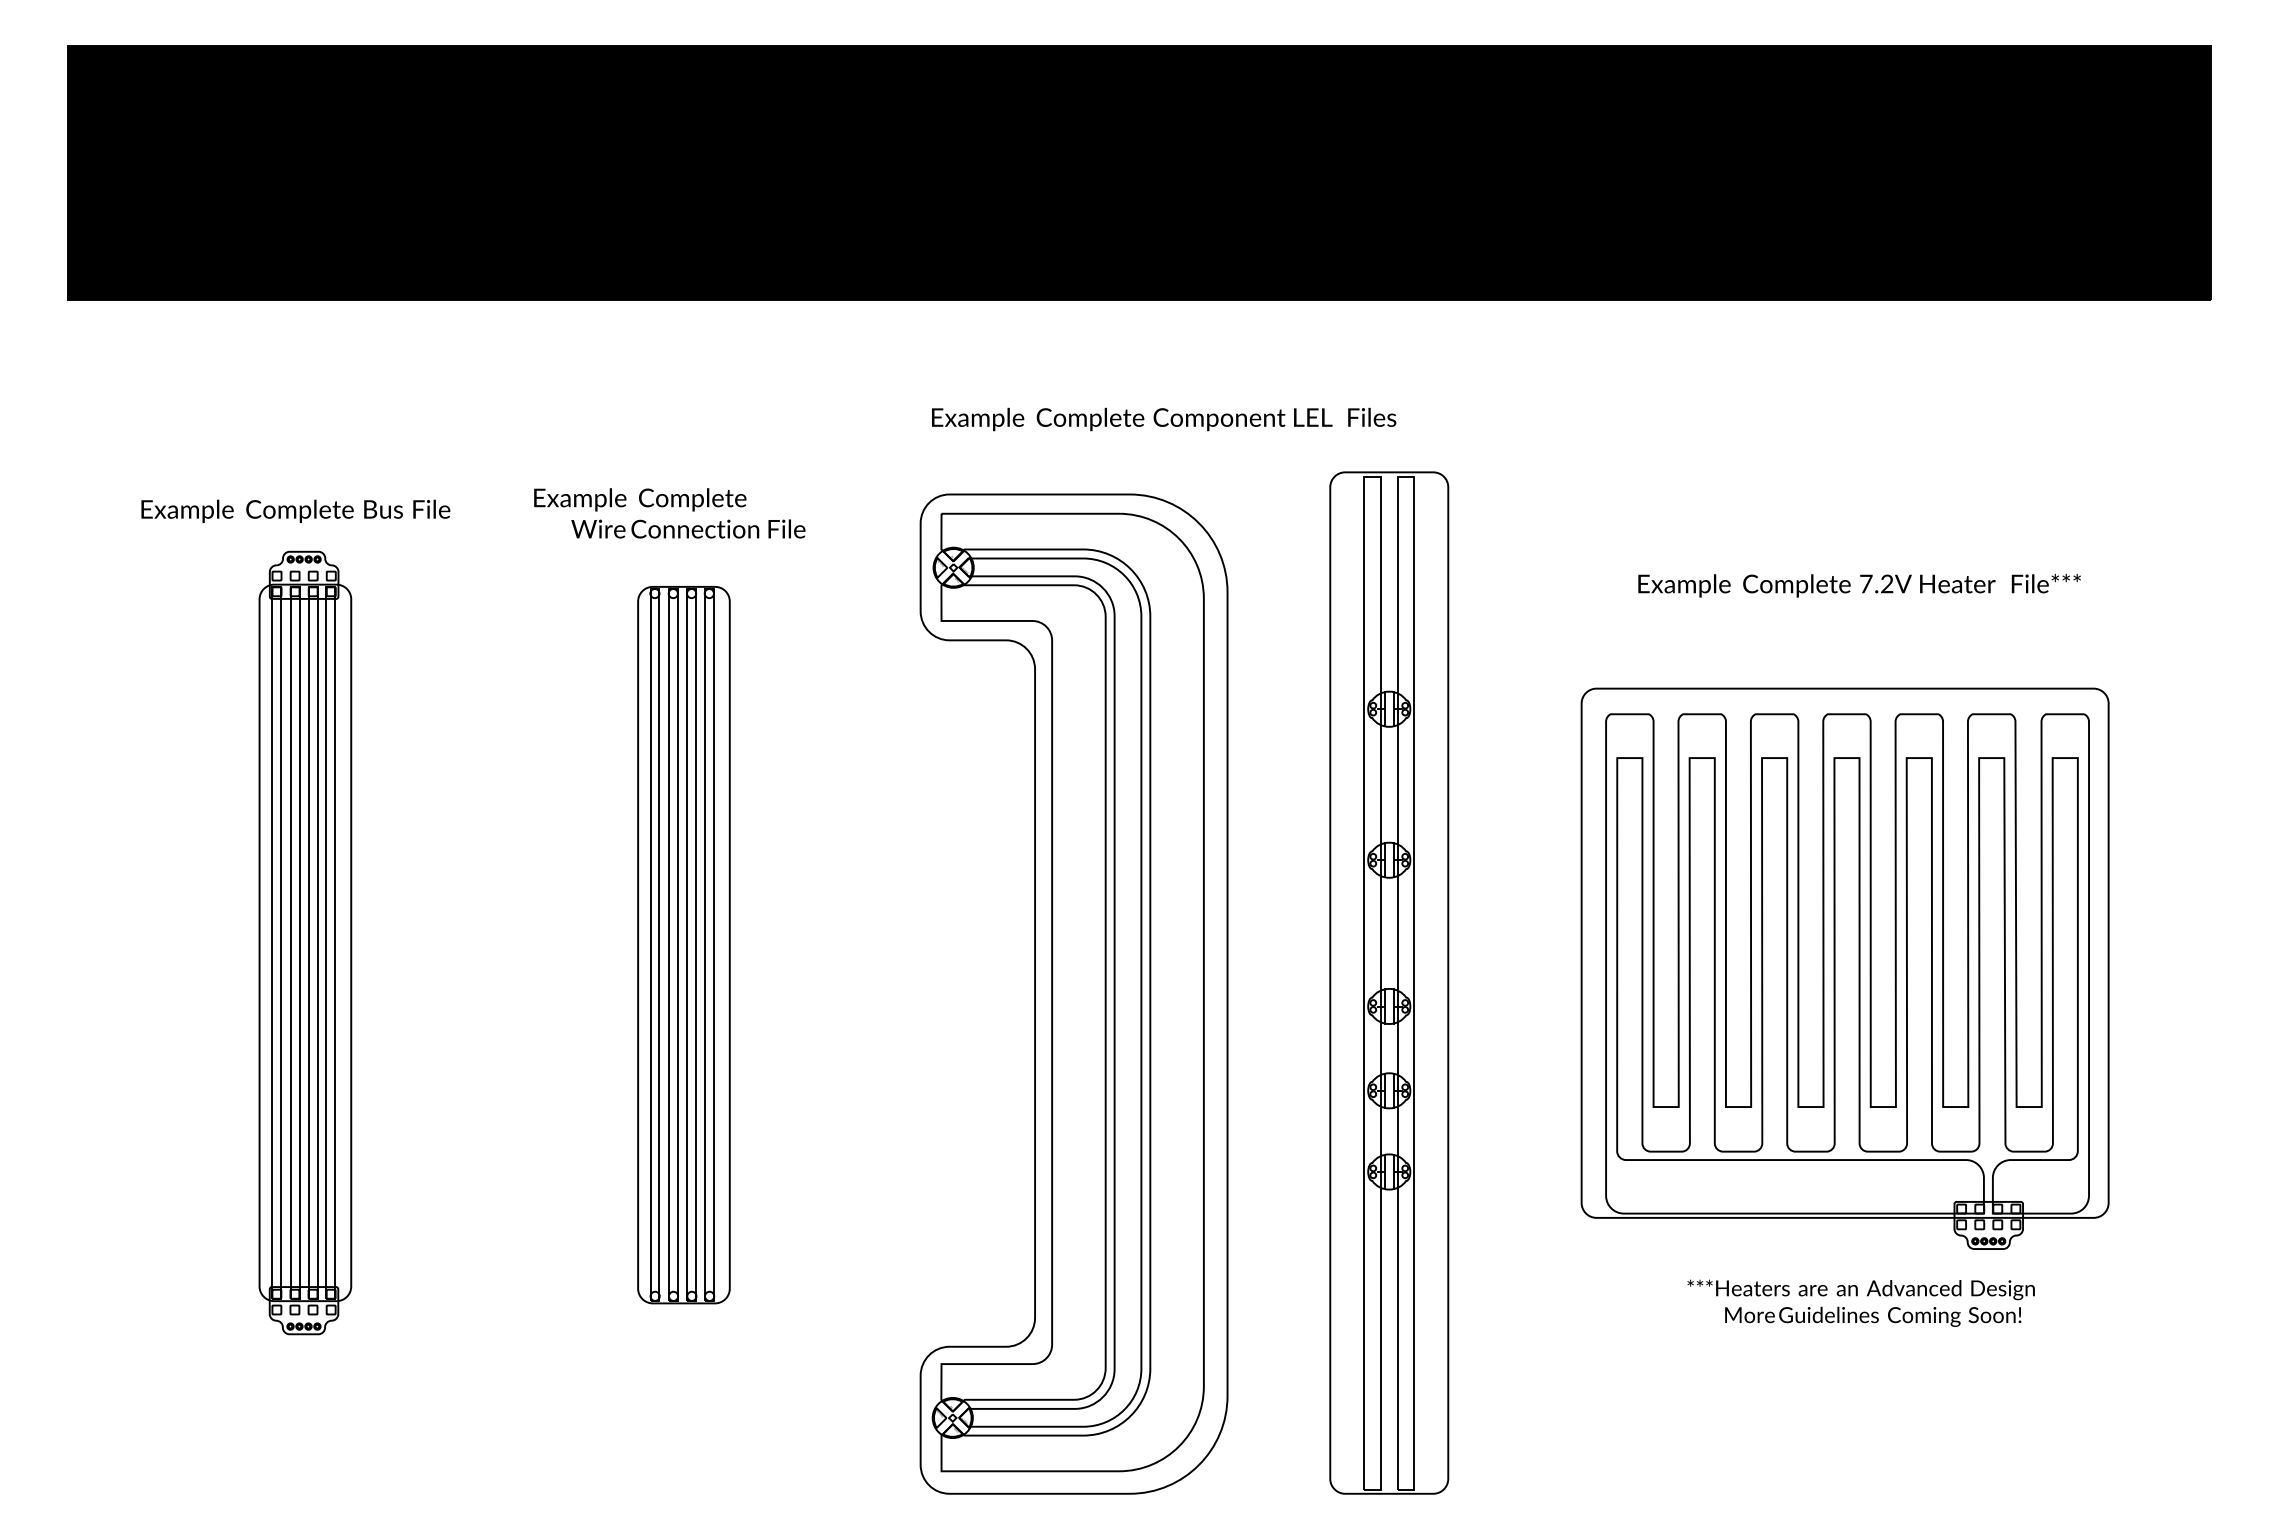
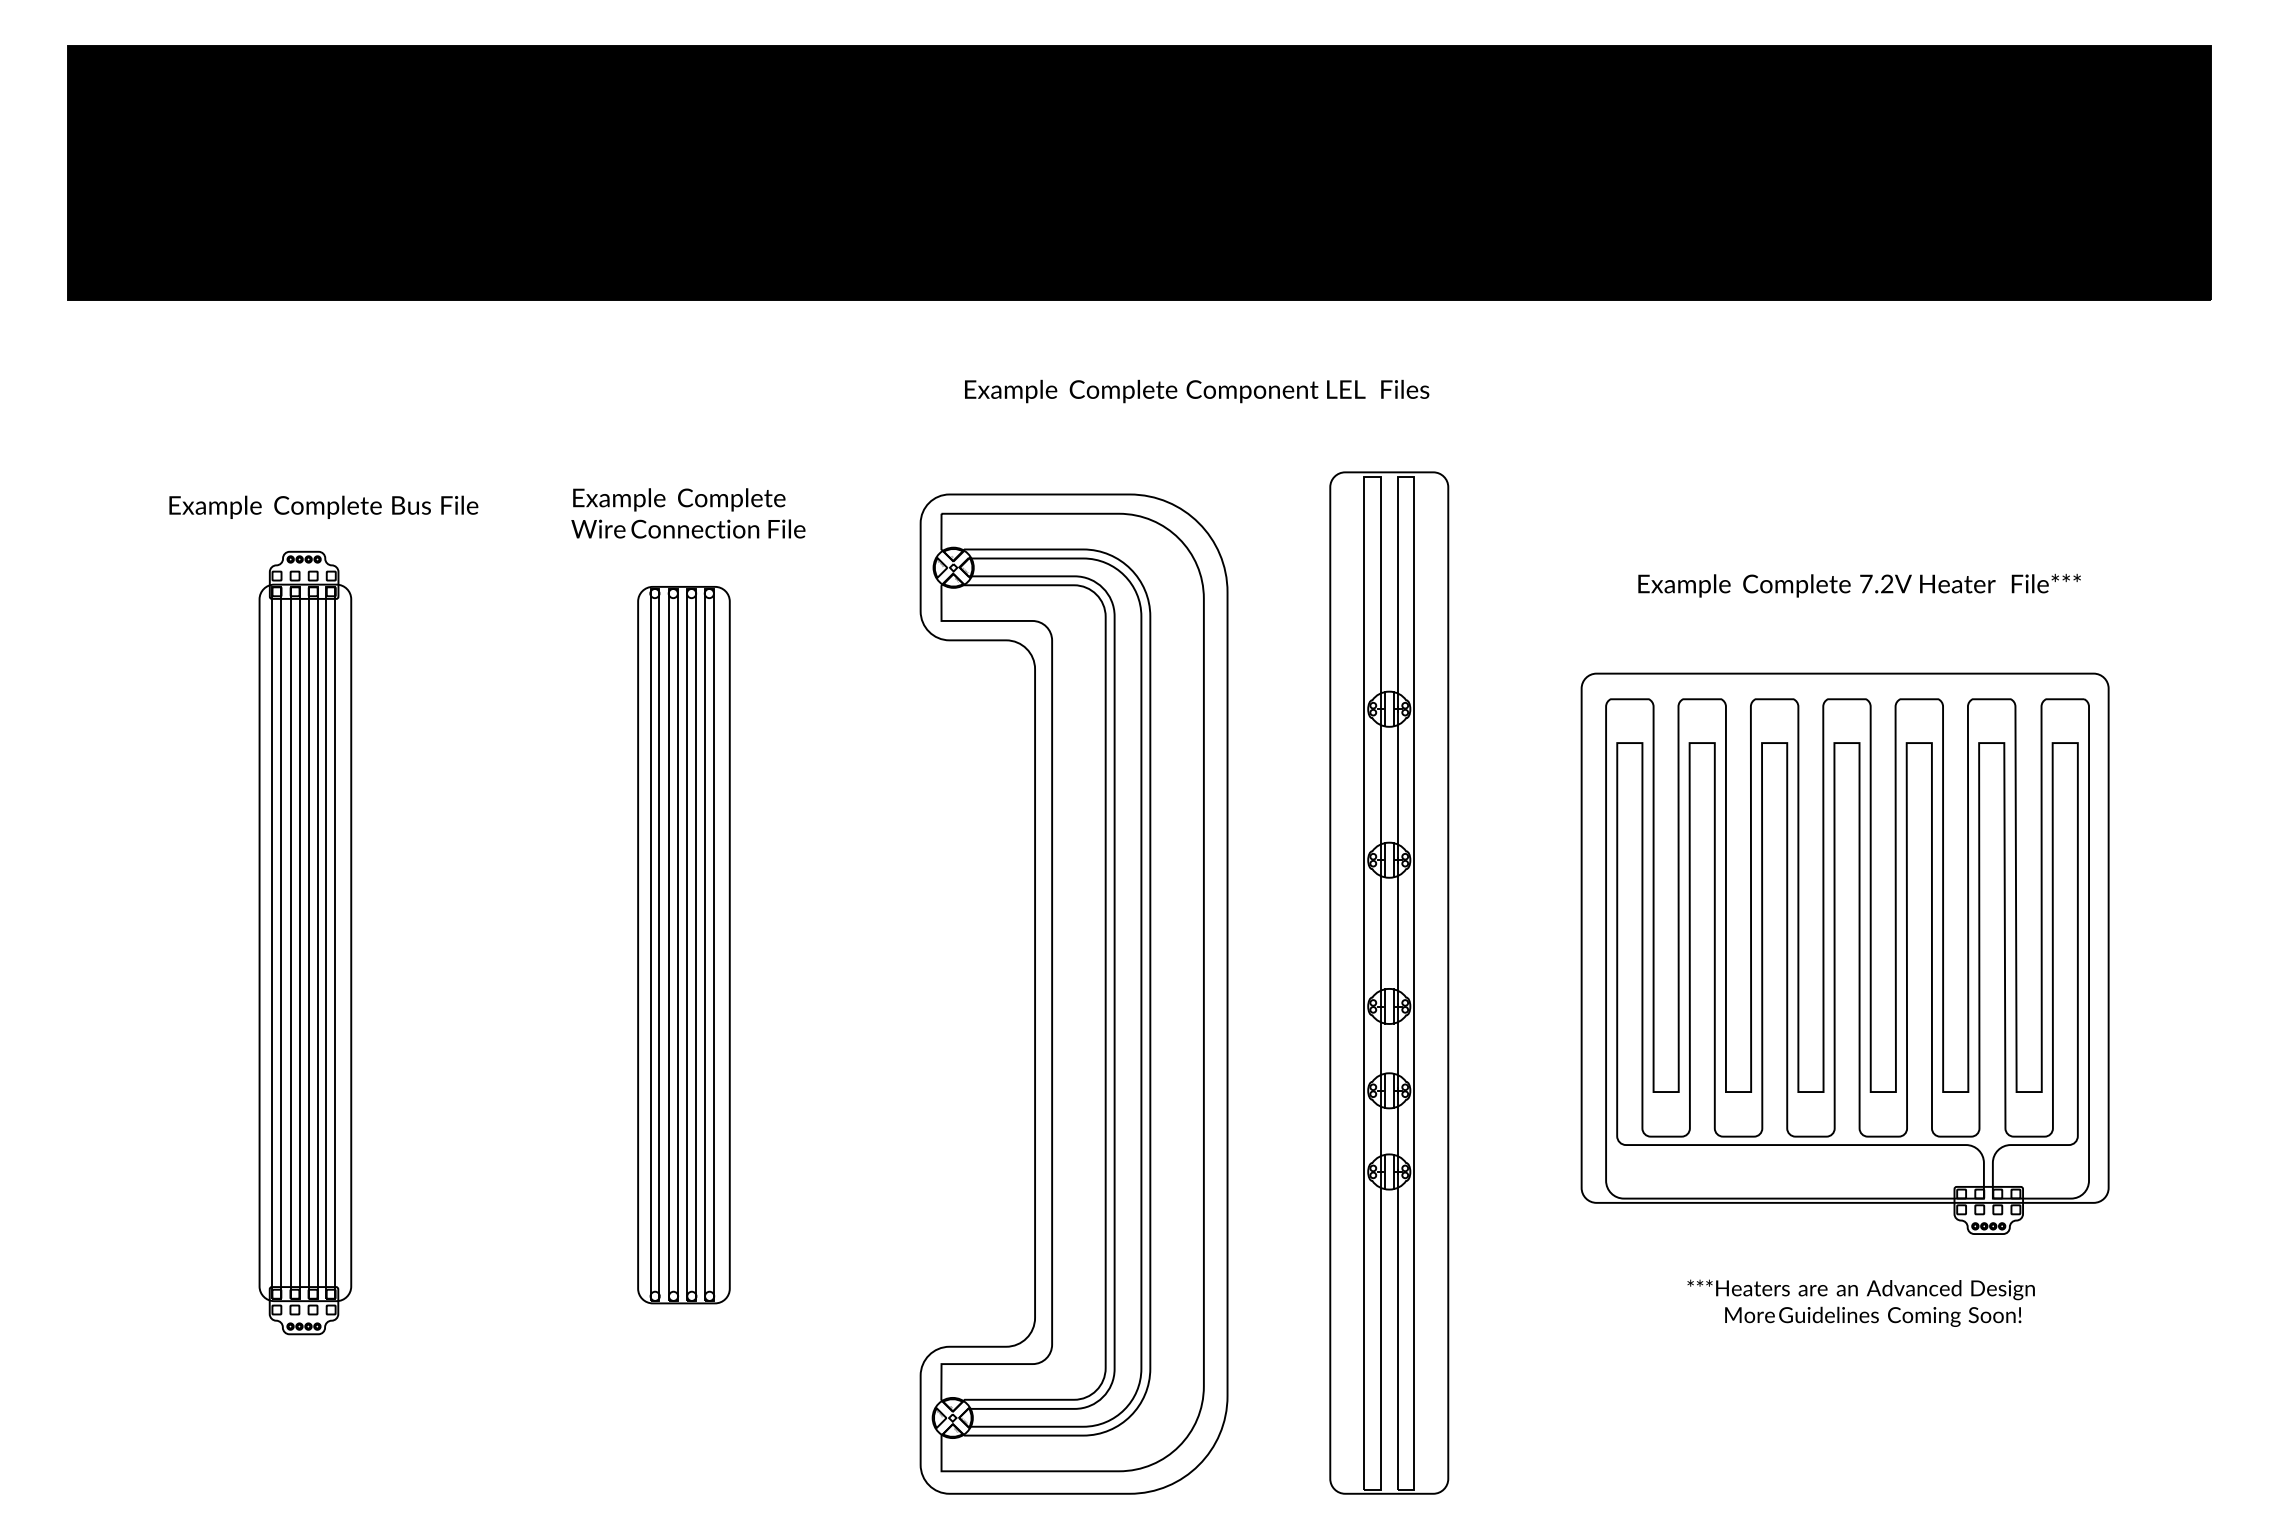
text position: (1164, 419) -> (1197, 391) (1197, 391)
text position: (640, 499) -> (679, 499) (679, 499)
text position: (295, 510) -> (323, 506) (323, 506)
part position: (1844, 968) -> (1844, 953) (1844, 953)
